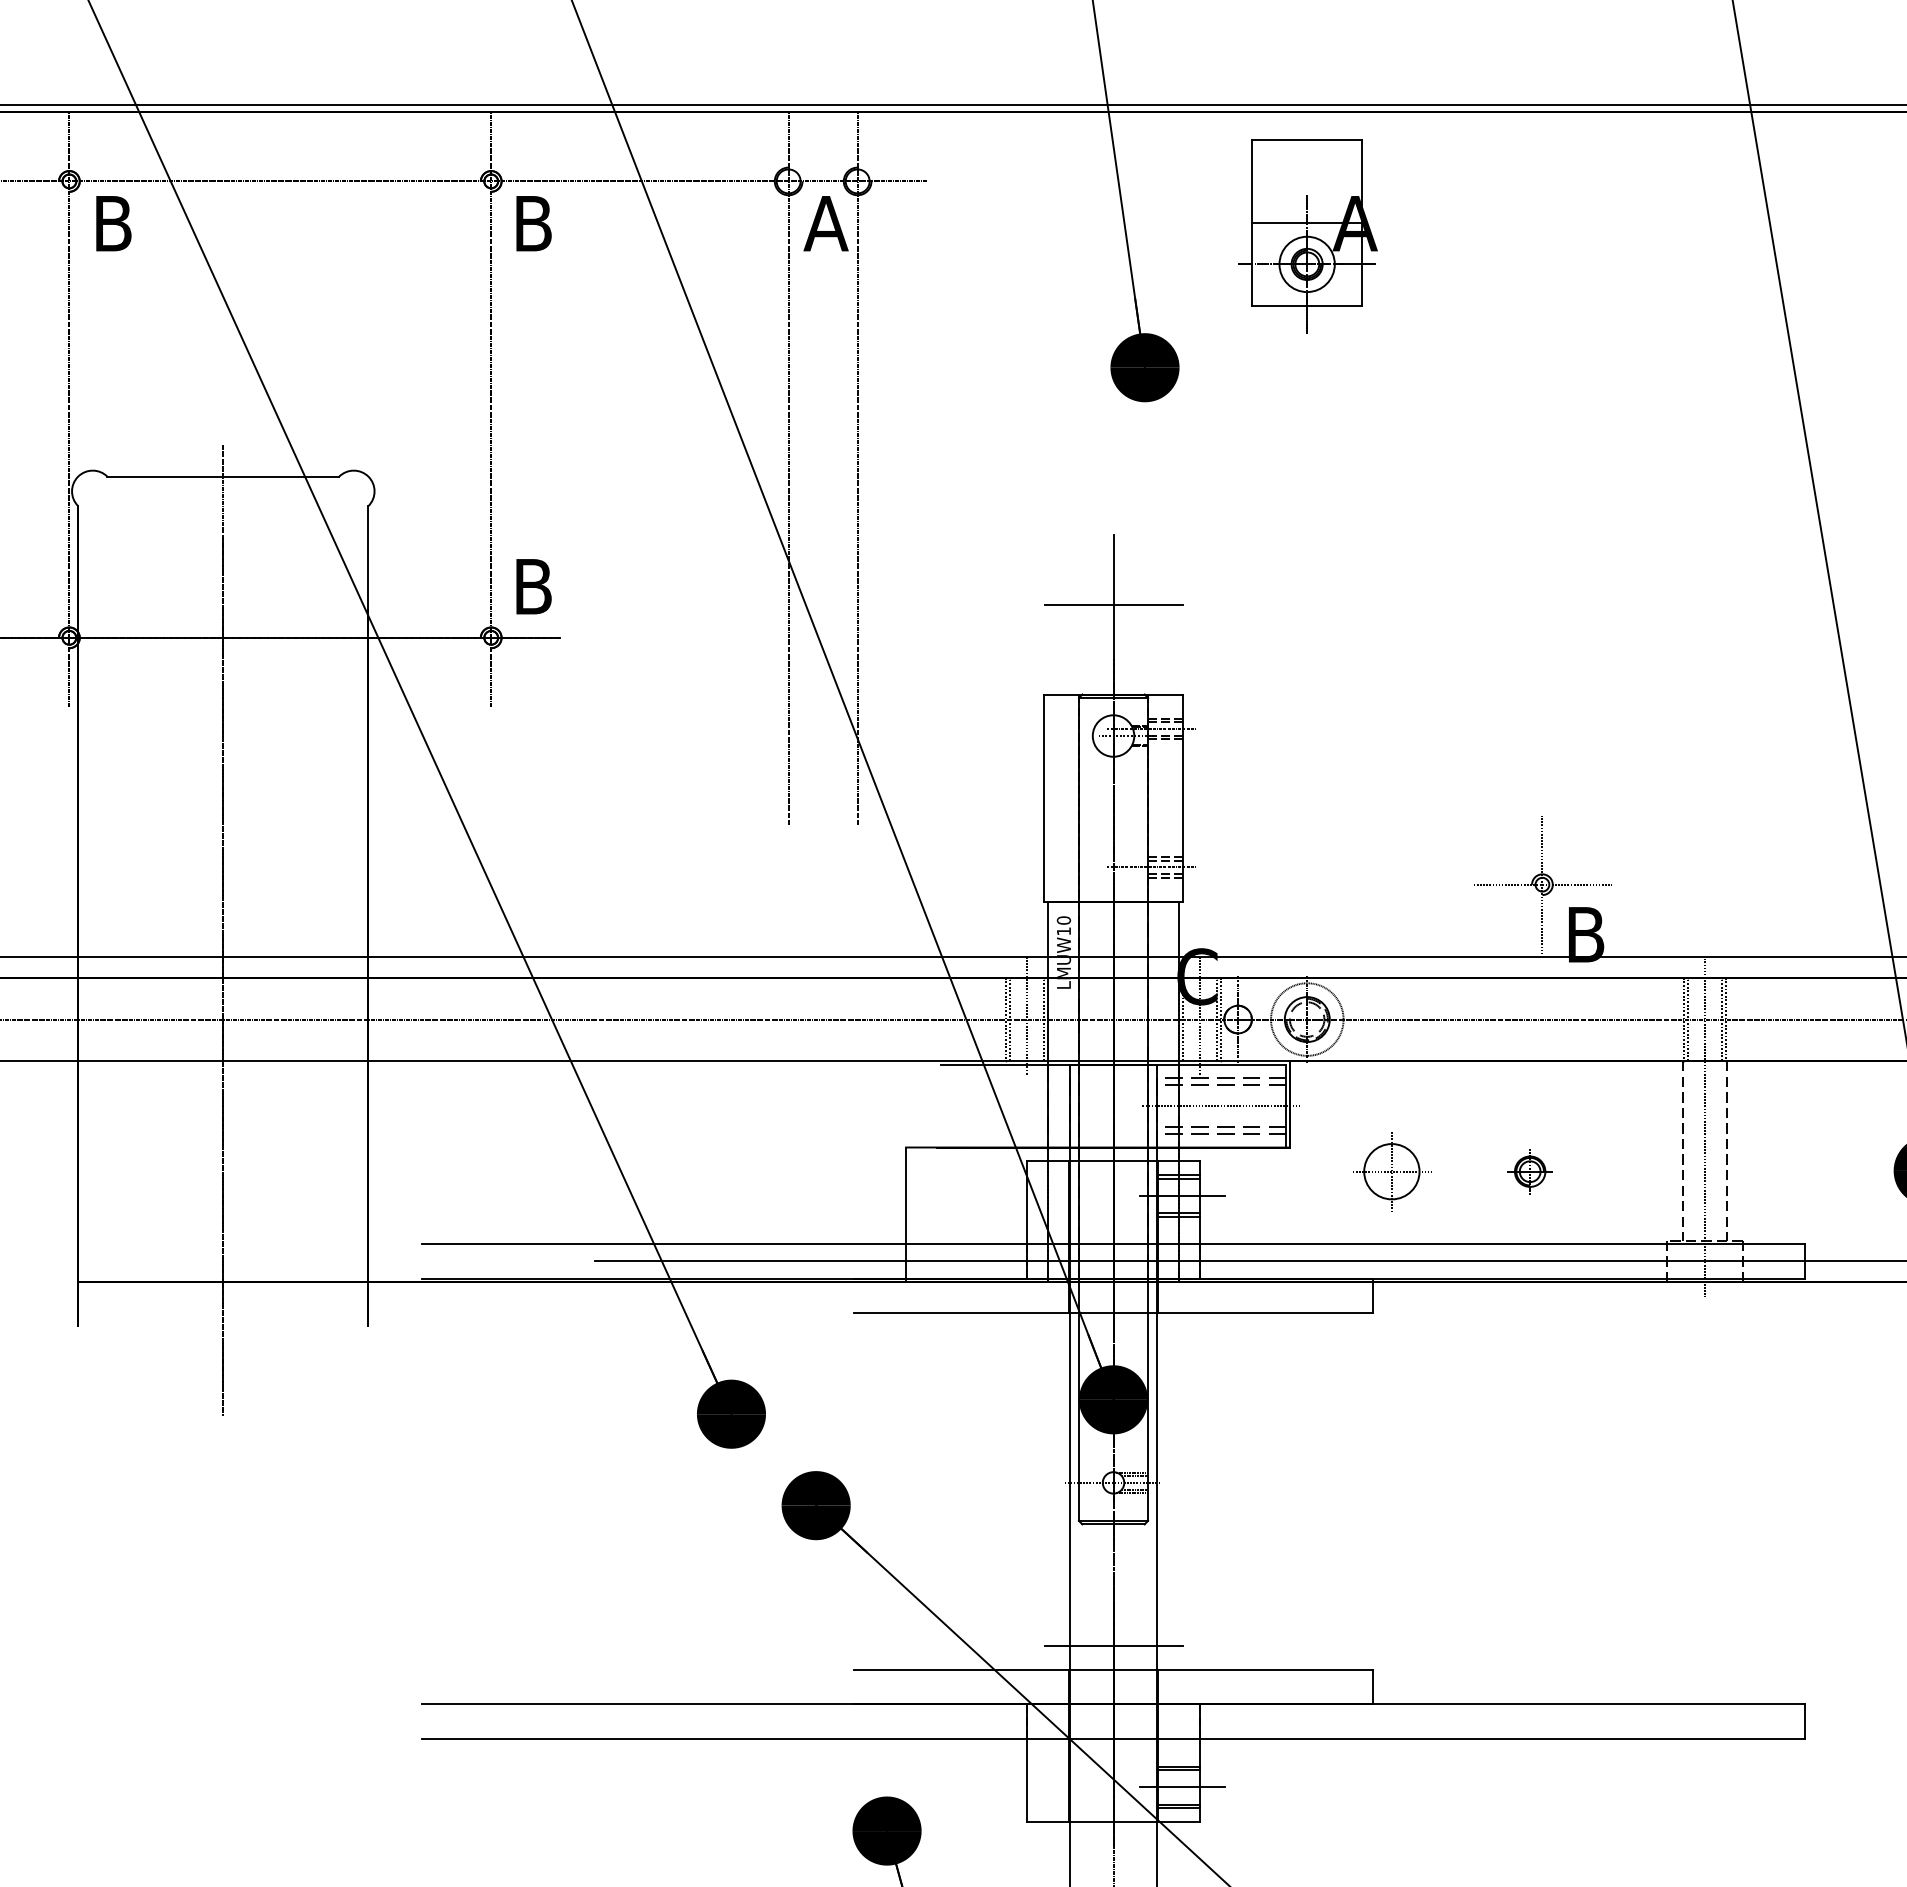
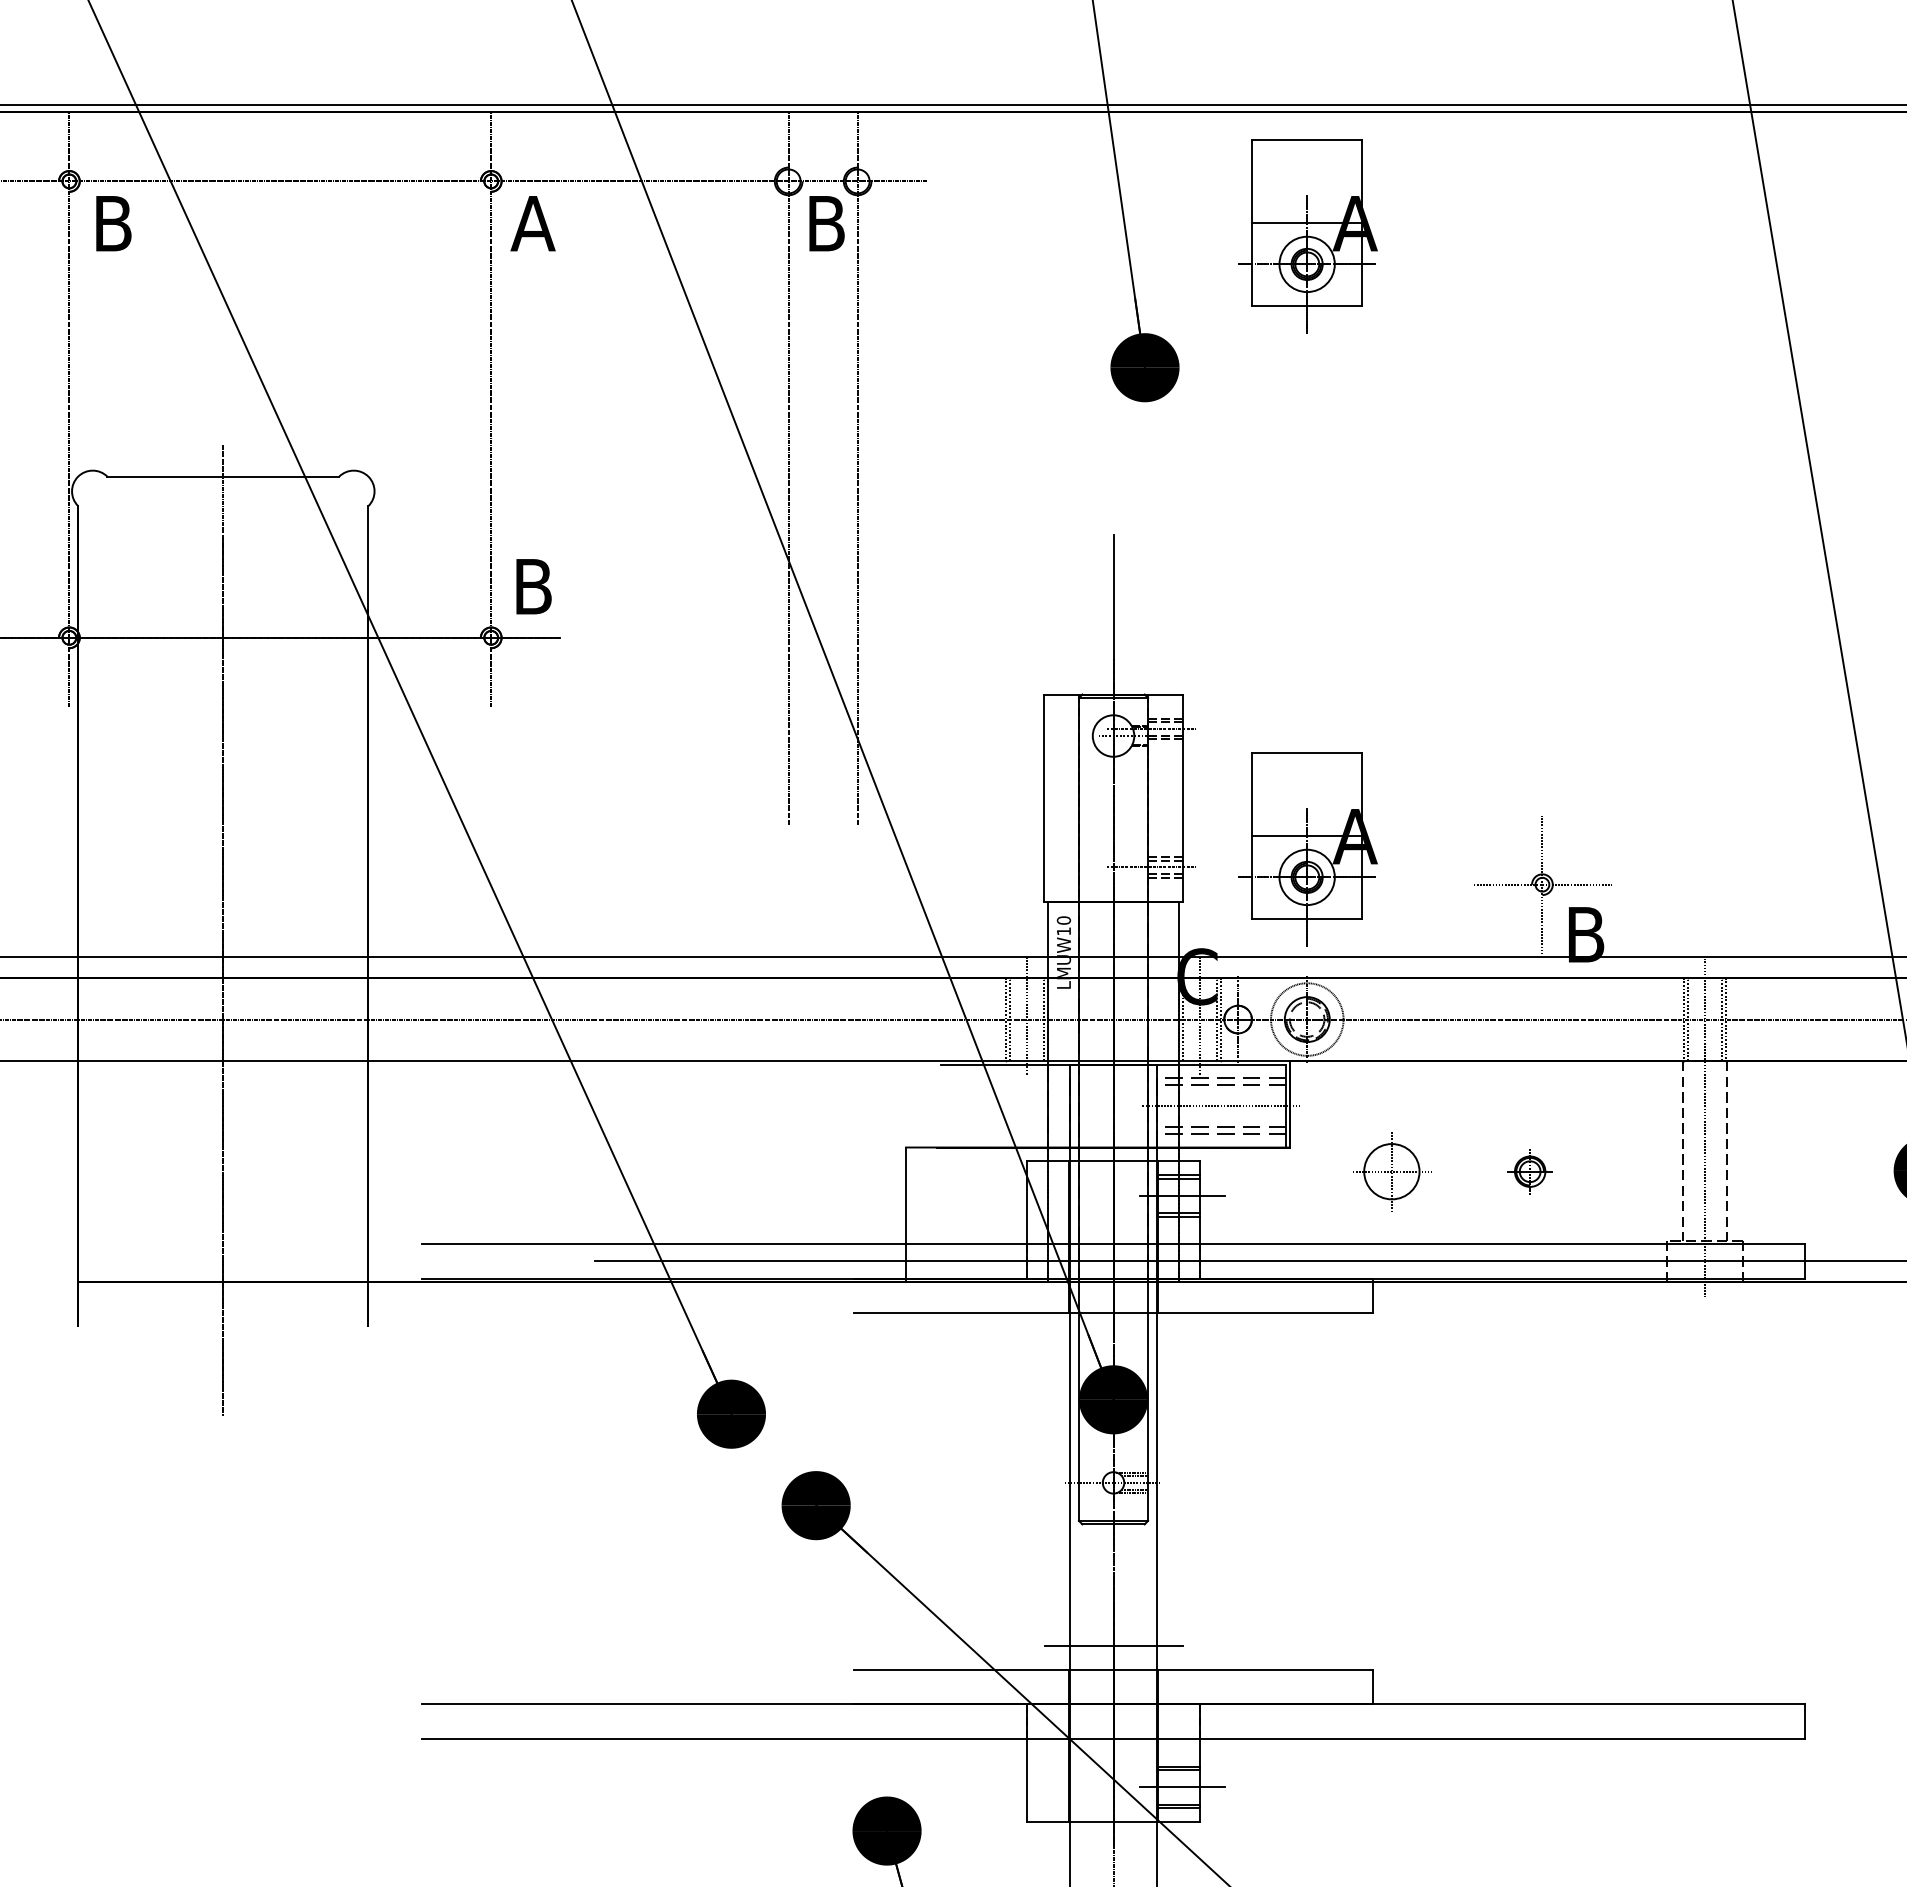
text: B -> A (532, 223)
text: A -> B (825, 223)
line: present -> none (1113, 604)
part: none -> present (1307, 849)
